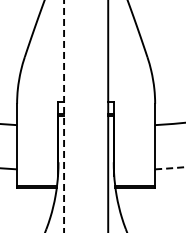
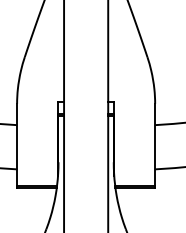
line: dashed -> solid (64, 116)
arc: dashed -> solid (170, 168)
